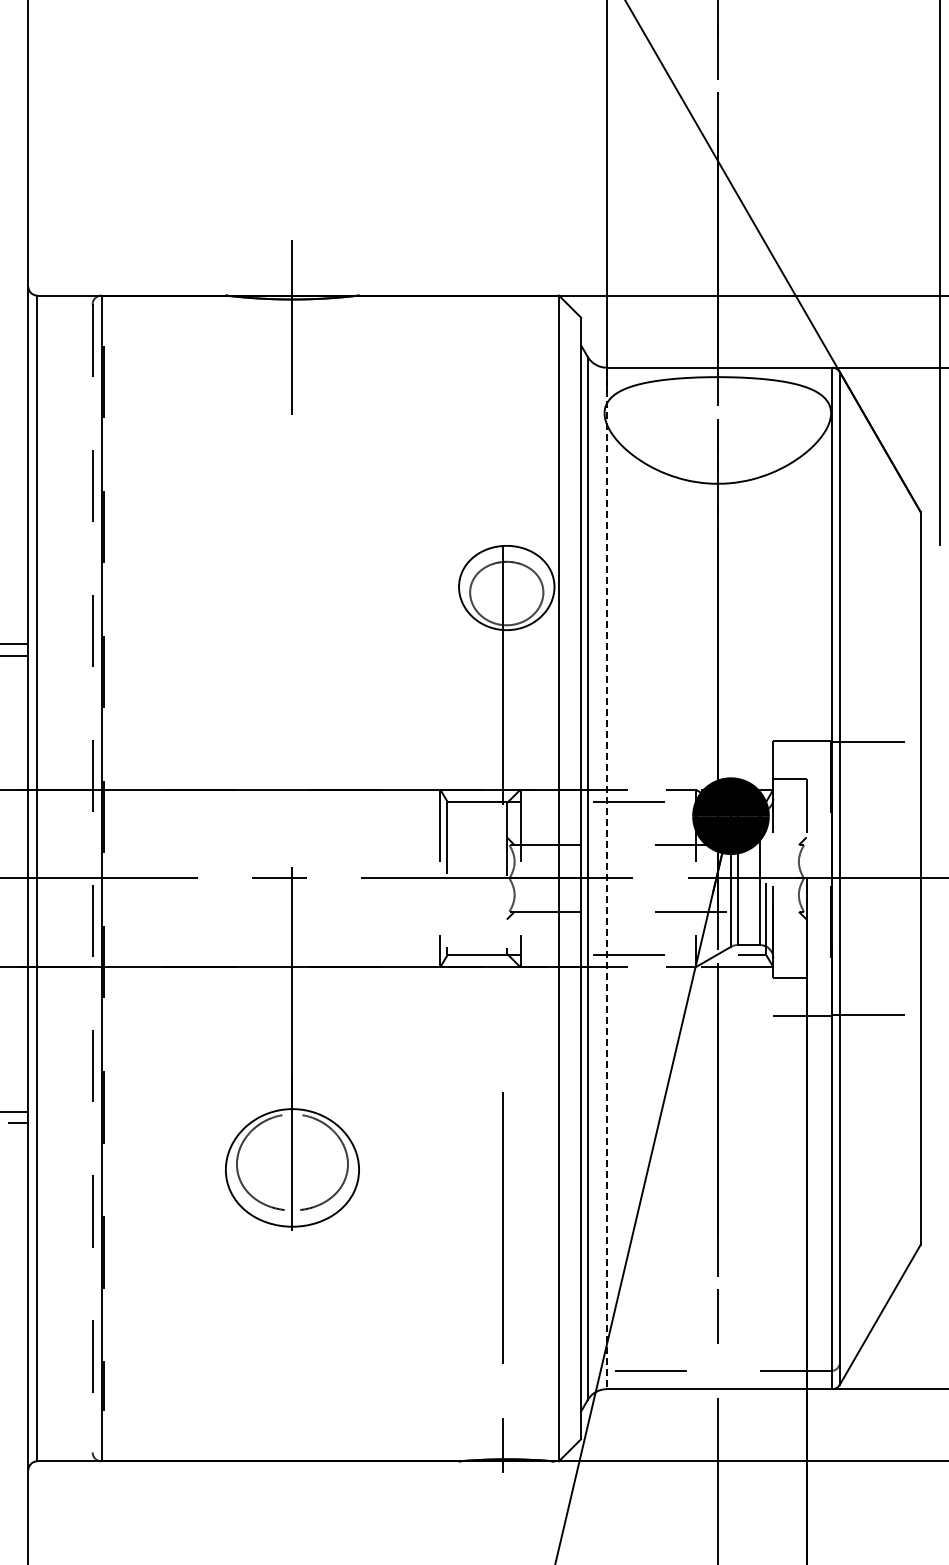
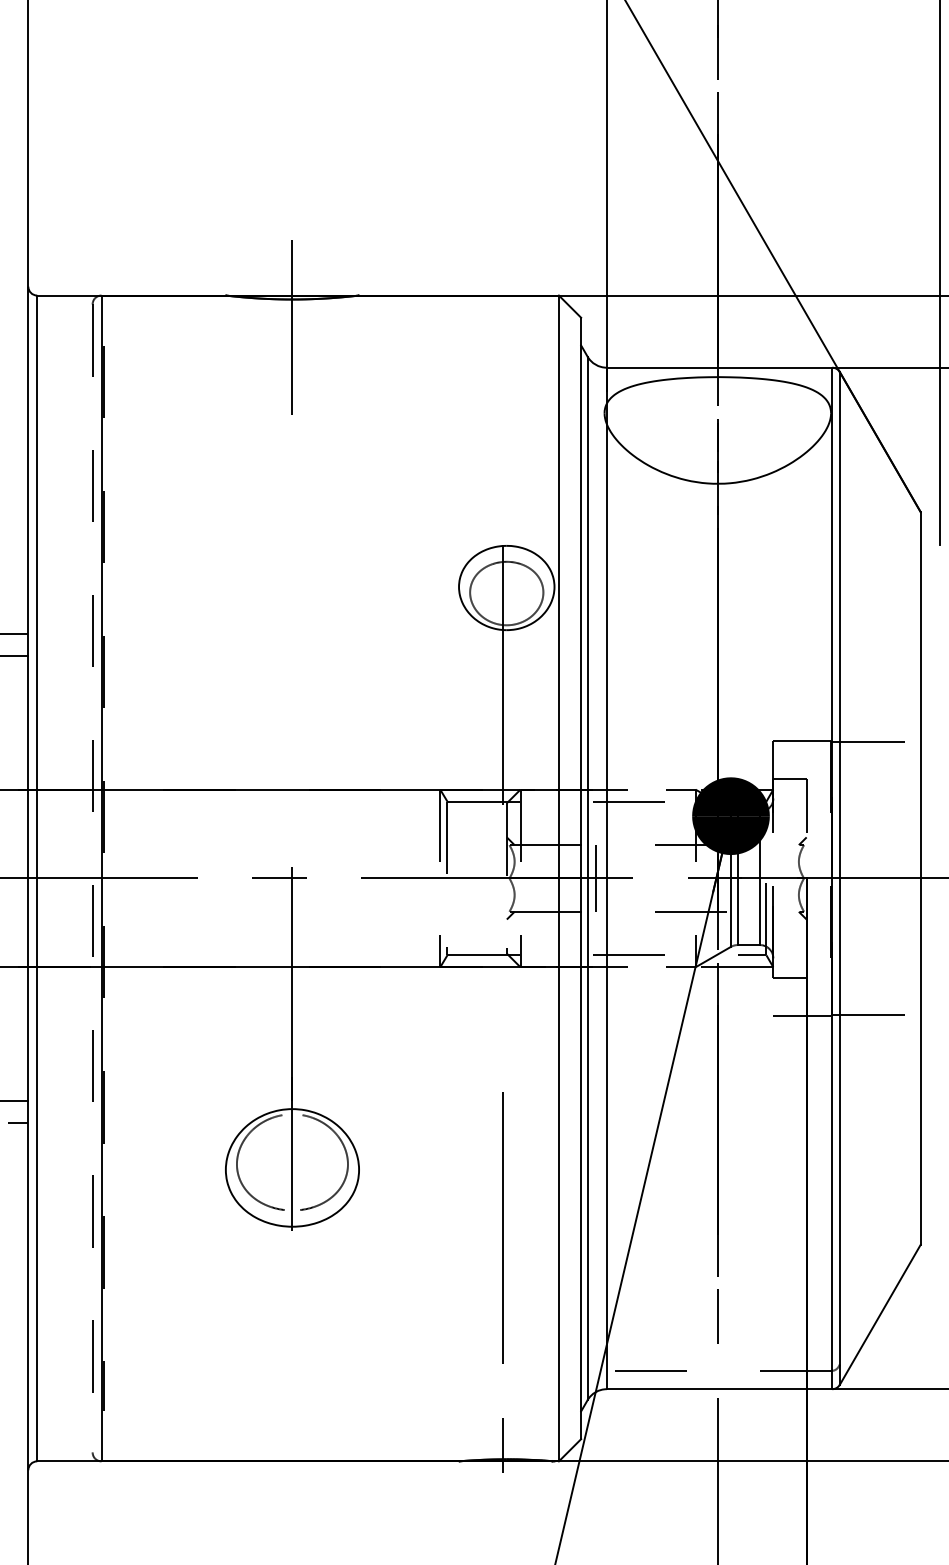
line position: (15, 644) -> (15, 634) (15, 634)
line: none -> present (595, 878)
line: dashed -> solid (606, 878)
line position: (15, 1111) -> (15, 1100) (15, 1100)
